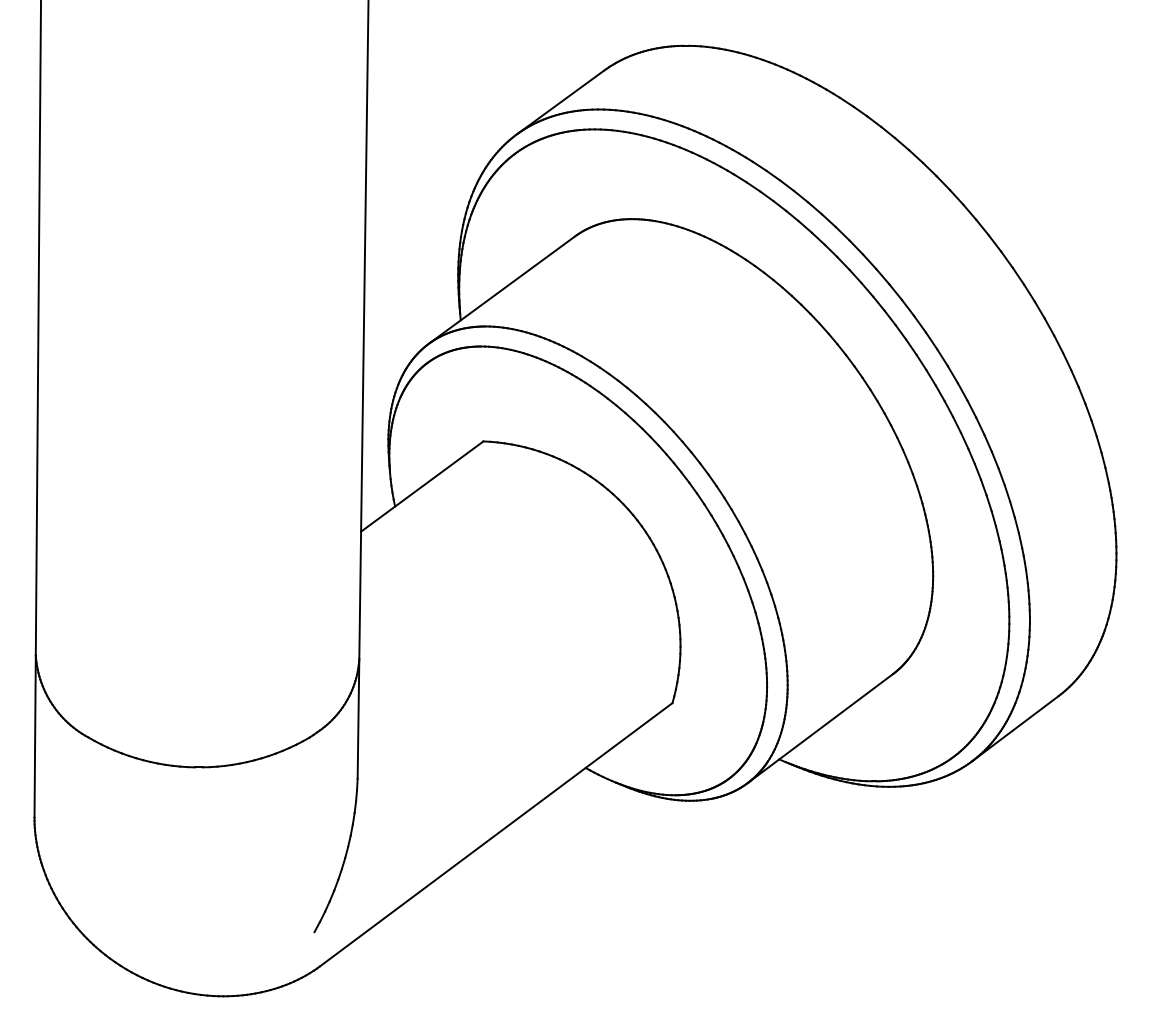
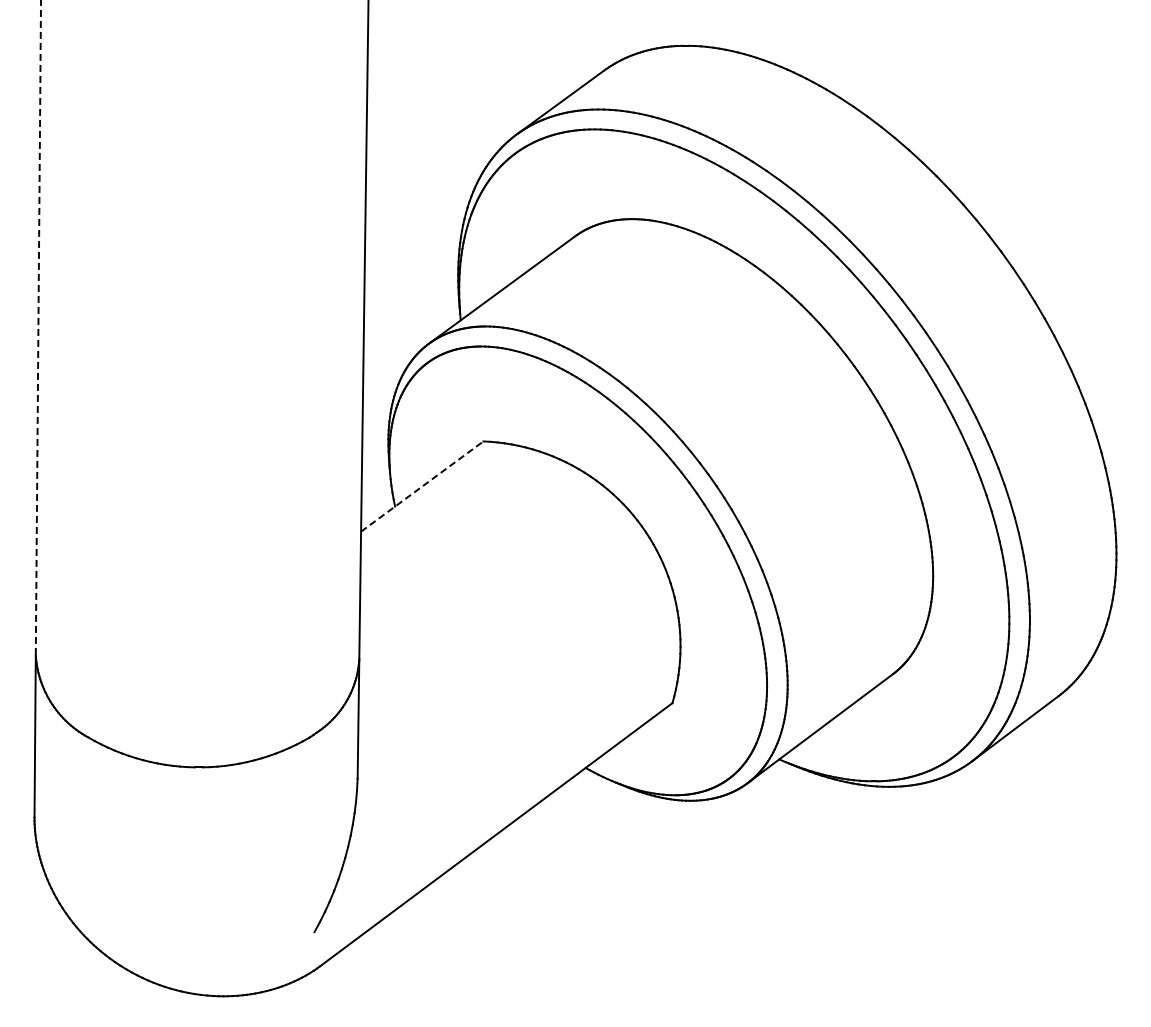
line: solid -> dashed (38, 327)
line: solid -> dashed (422, 486)
